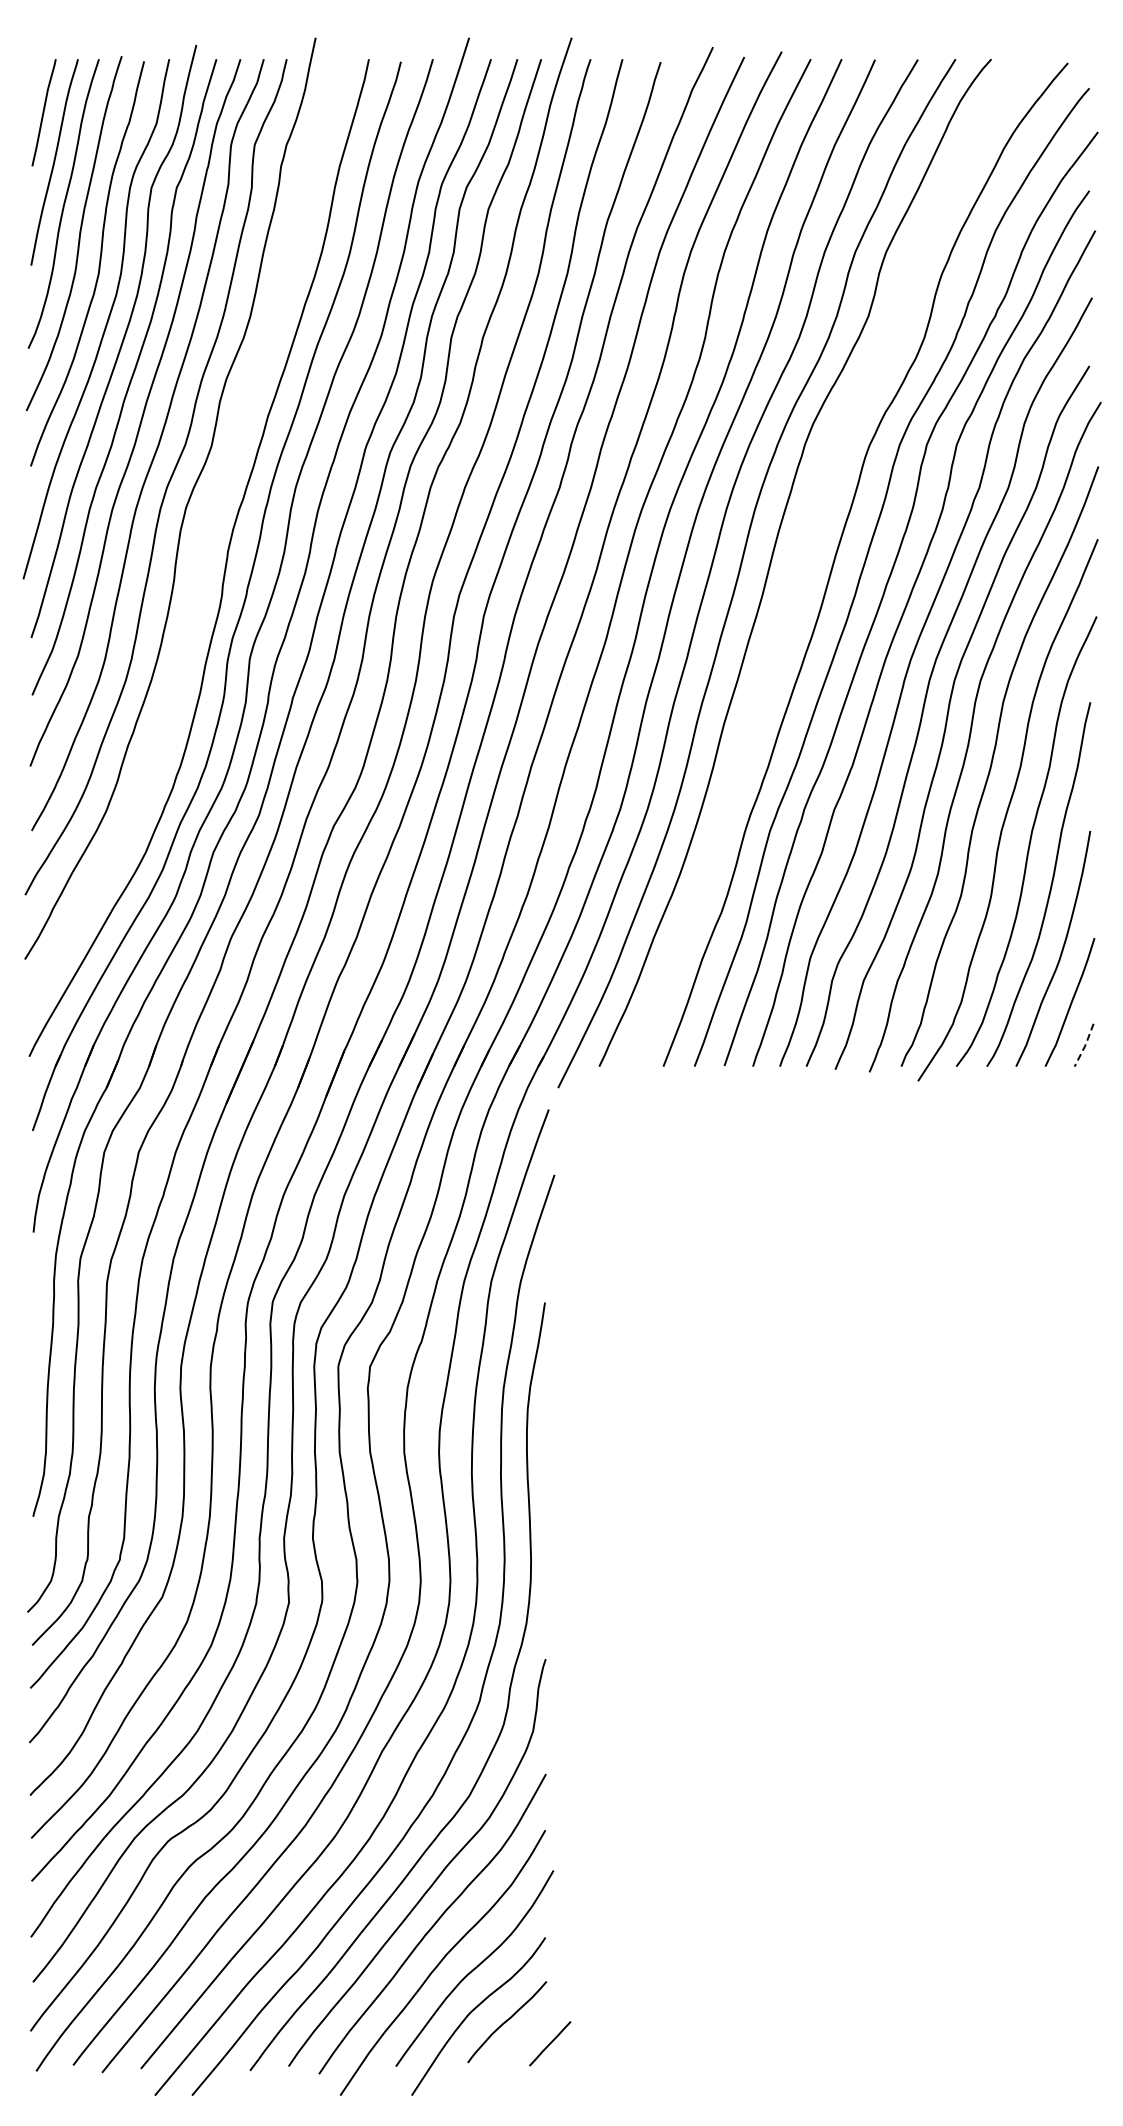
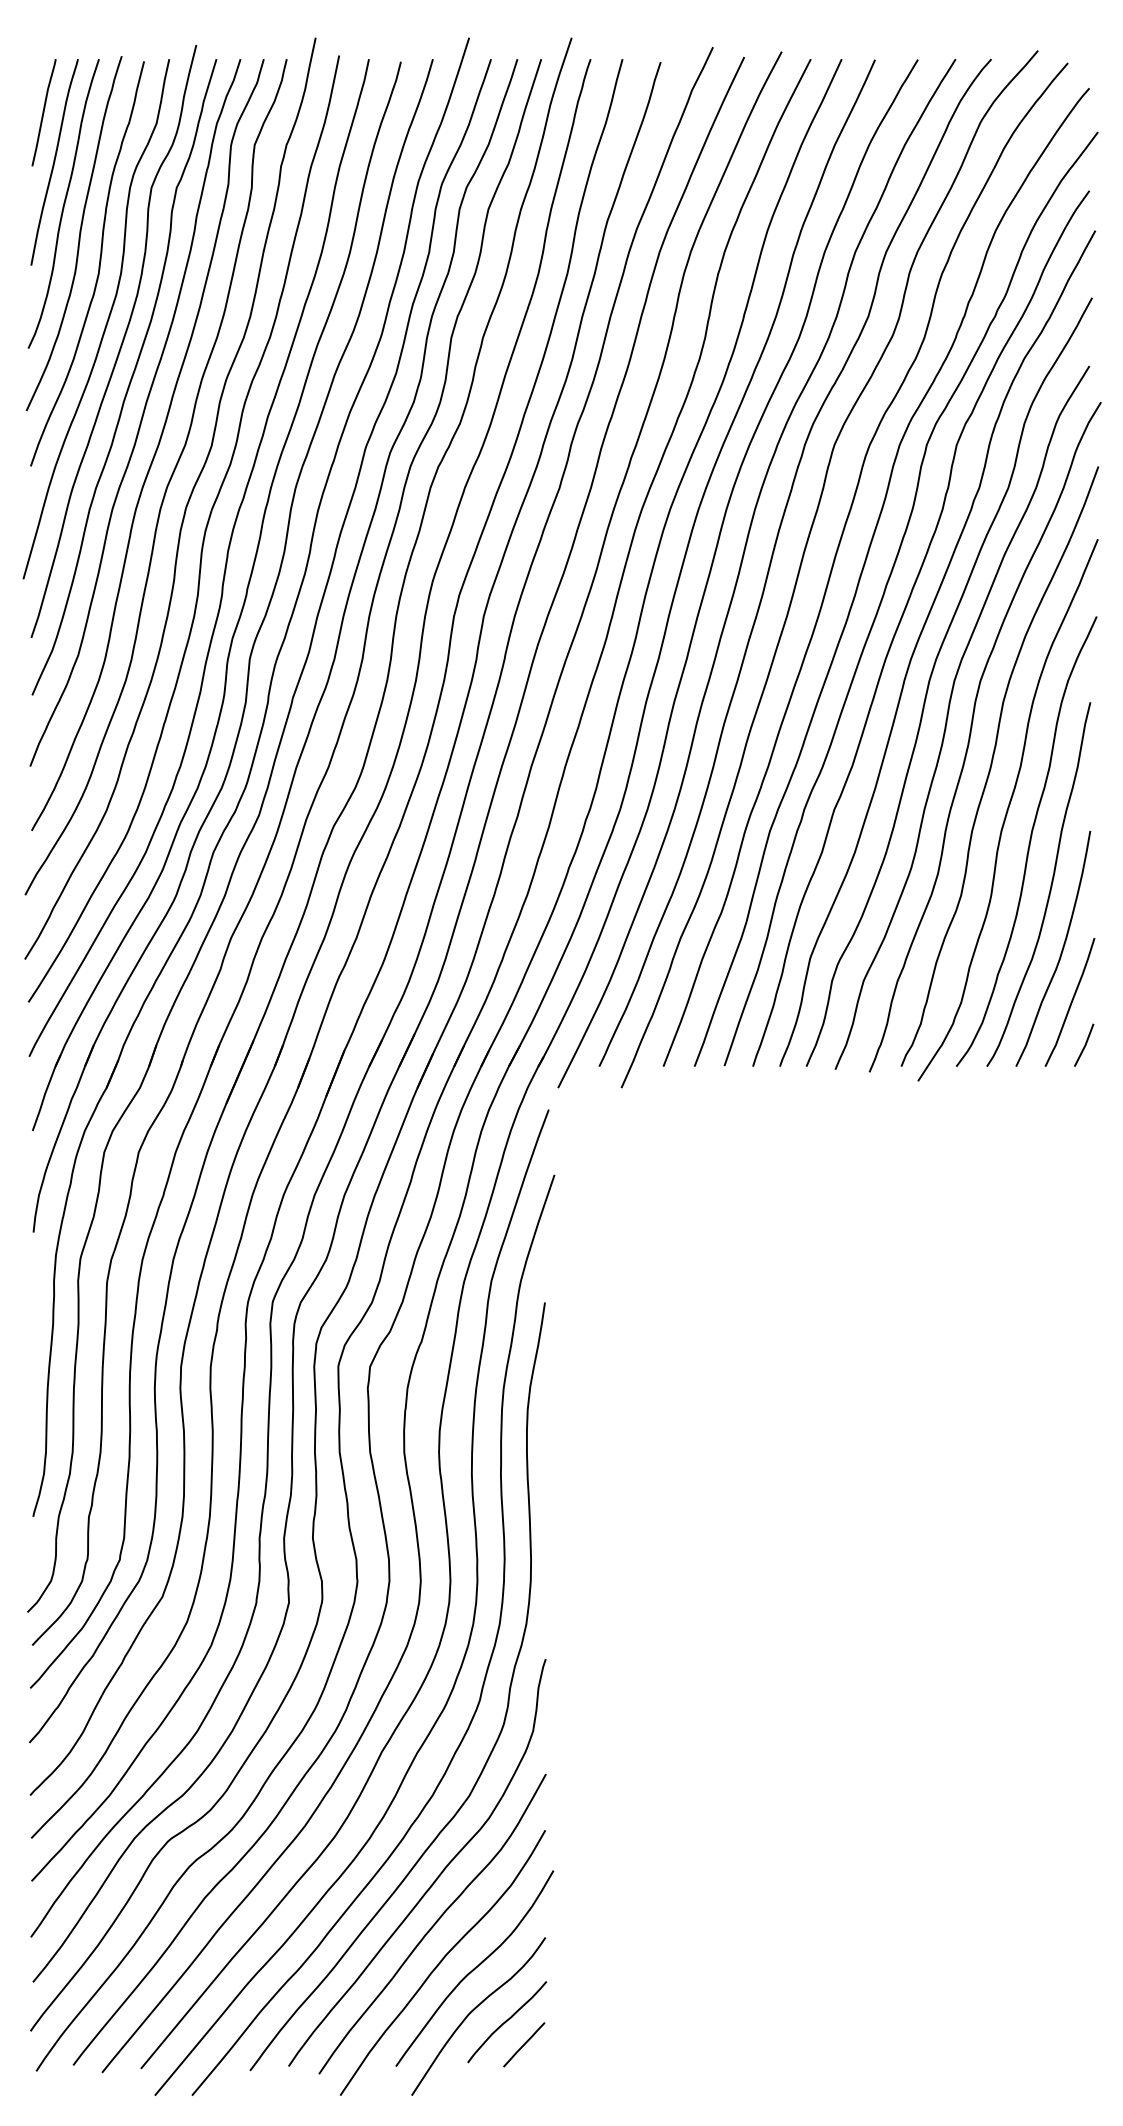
curve: none -> present (203, 534)
curve: none -> present (802, 563)
line: dashed -> solid (1085, 1046)
line position: (550, 2043) -> (524, 2044) (524, 2044)
